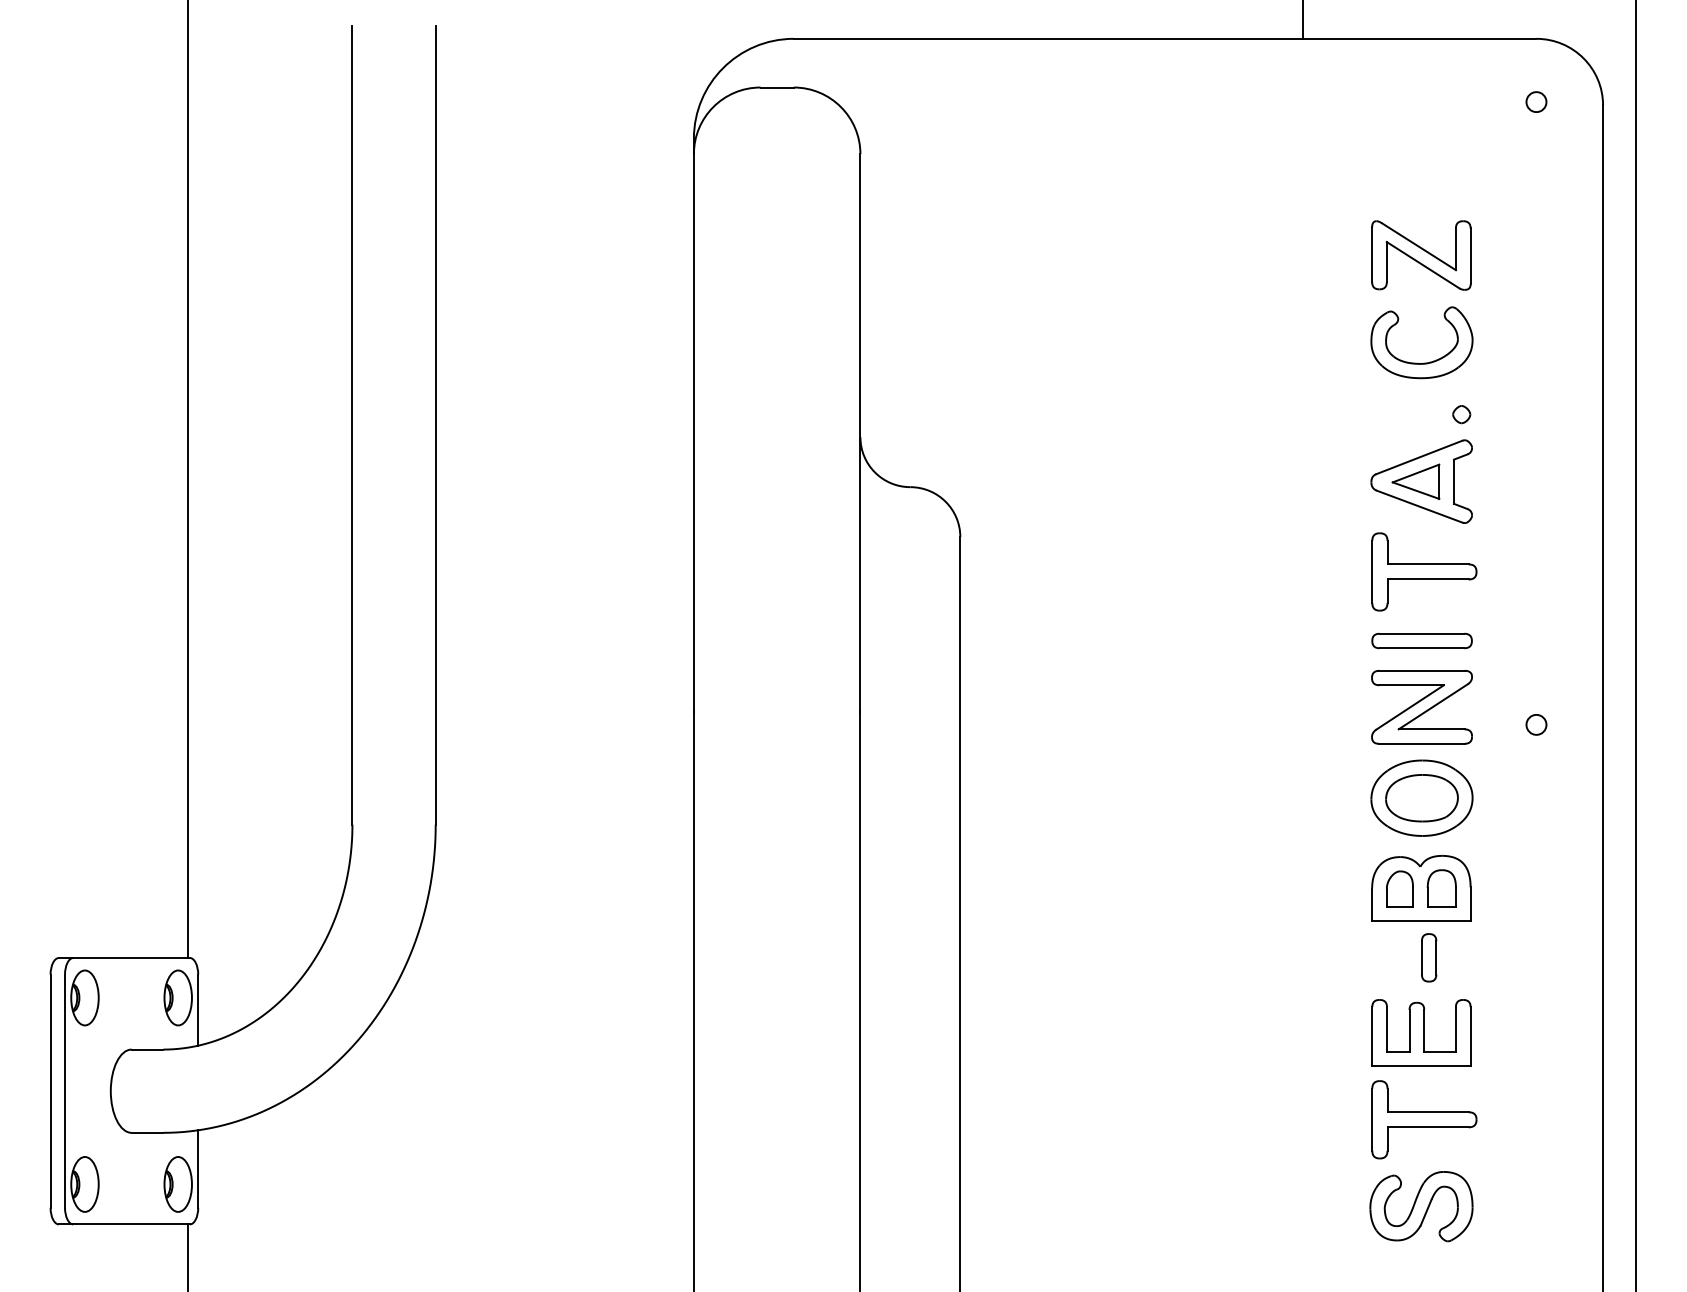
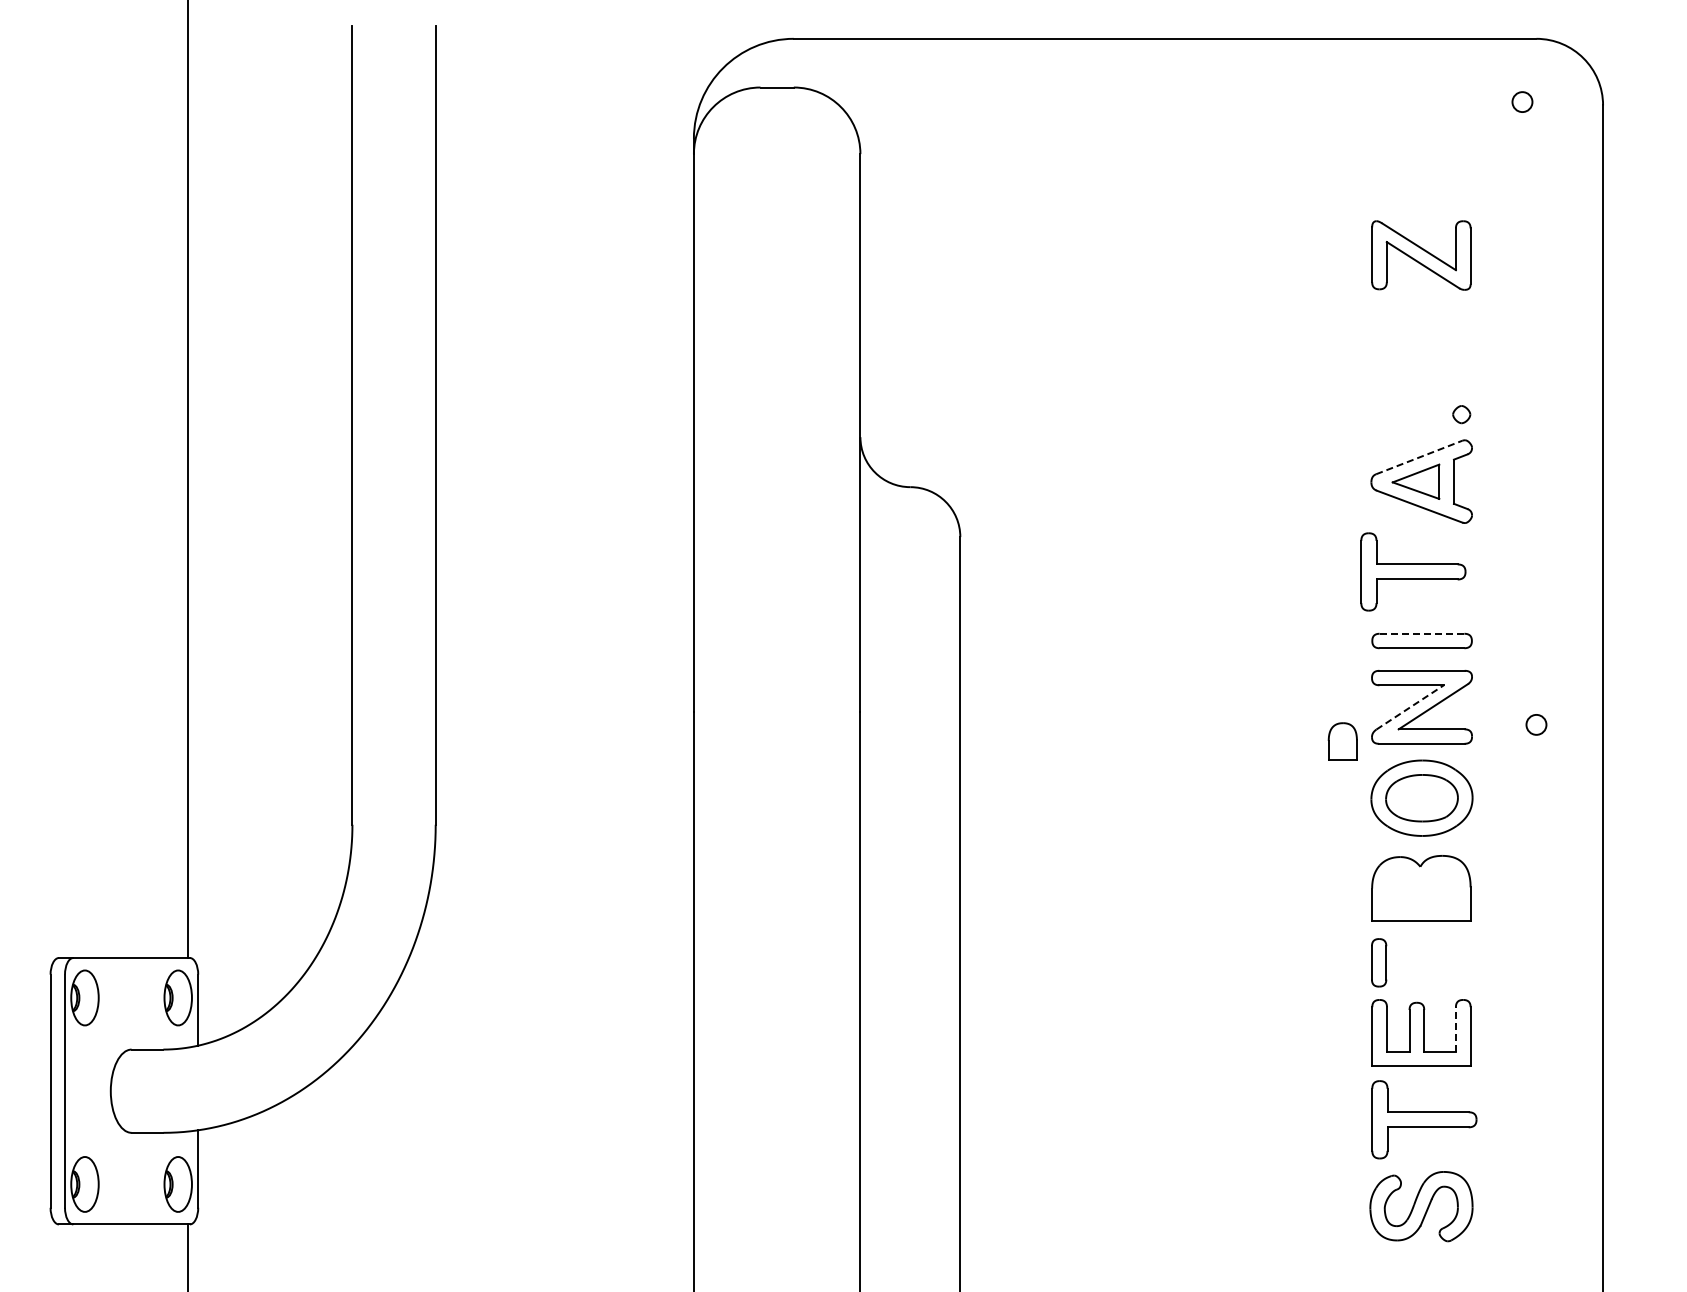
line: present -> none (1303, 20)
circle position: (1536, 101) -> (1522, 101) (1522, 101)
part: present -> none (1423, 362)
line: solid -> dashed (1419, 457)
part position: (1424, 571) -> (1413, 571) (1413, 571)
line: solid -> dashed (1422, 633)
line: present -> none (1636, 645)
line: solid -> dashed (1410, 707)
part: present -> none (1399, 888)
part position: (1441, 888) -> (1342, 741) (1342, 741)
part position: (1429, 957) -> (1379, 962) (1379, 962)
line: solid -> dashed (1455, 1029)
